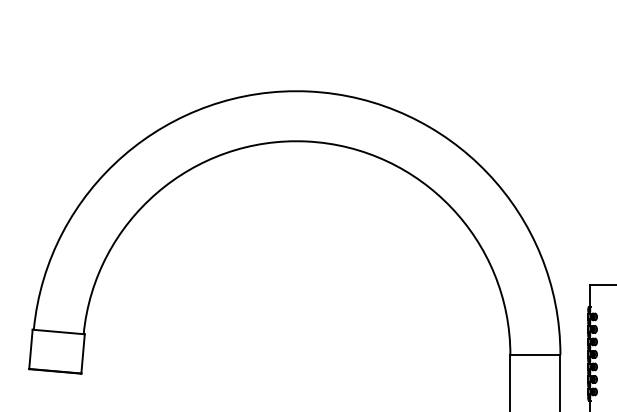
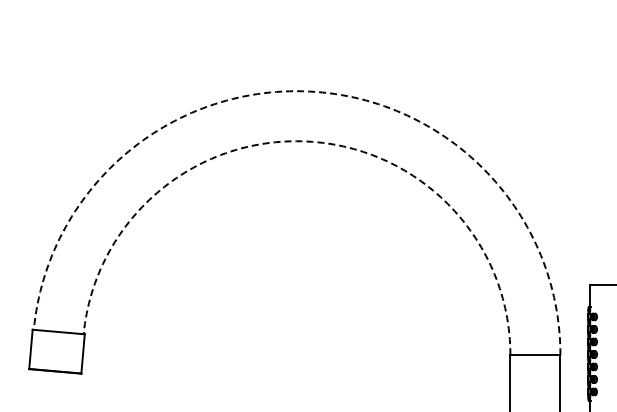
arc: solid -> dashed (309, 91)
arc: solid -> dashed (306, 141)
